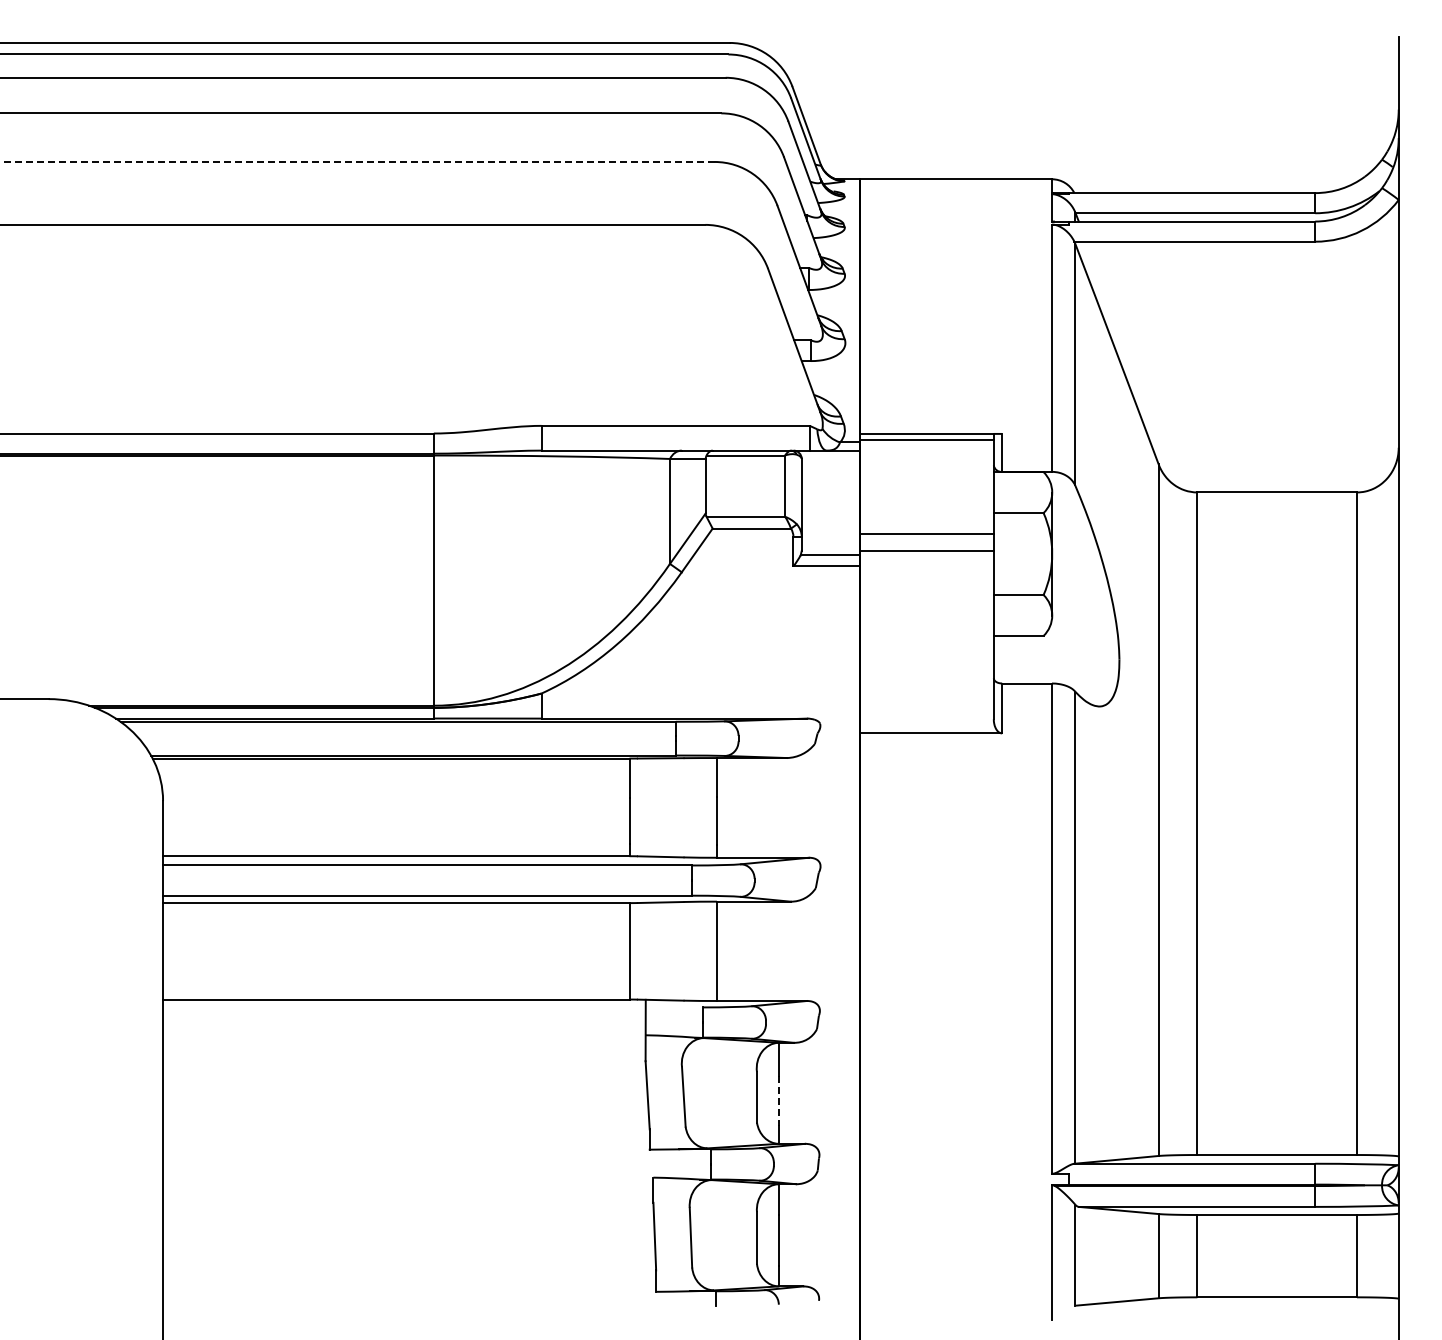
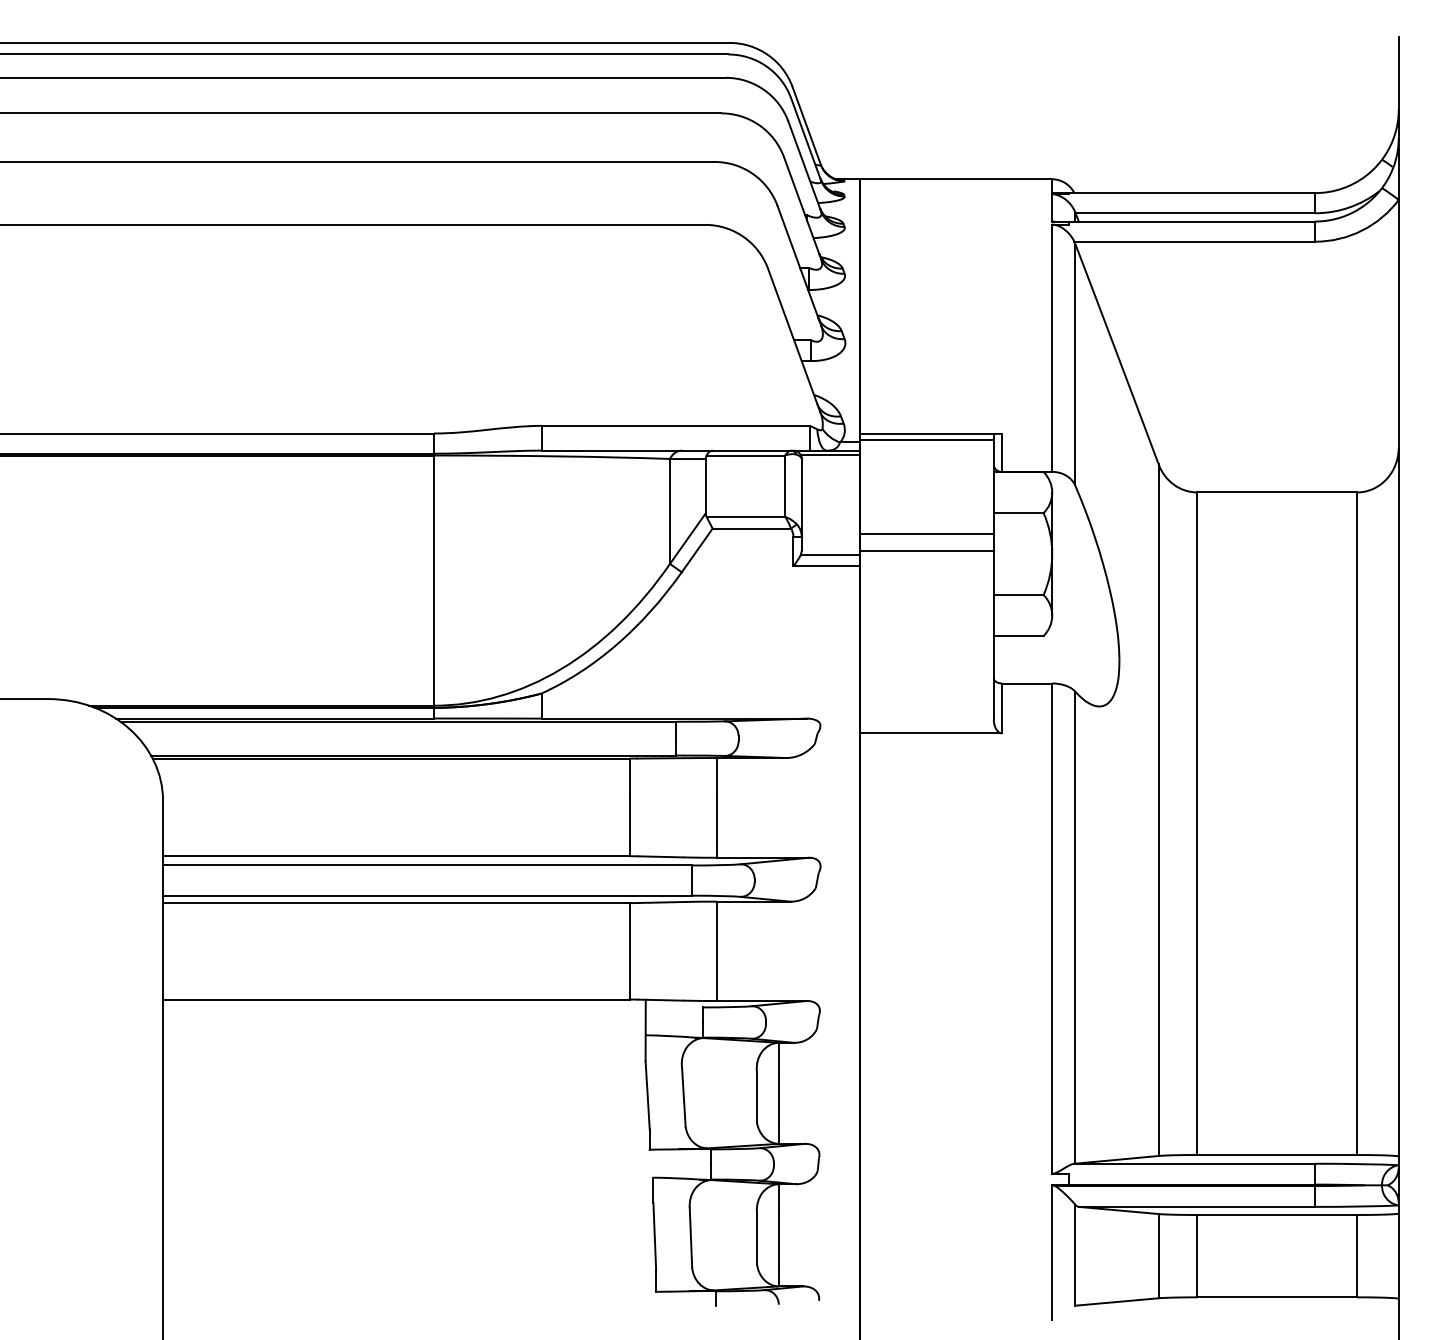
line: dashed -> solid (357, 161)
line: none -> present (830, 454)
line: dashed -> solid (778, 1101)
